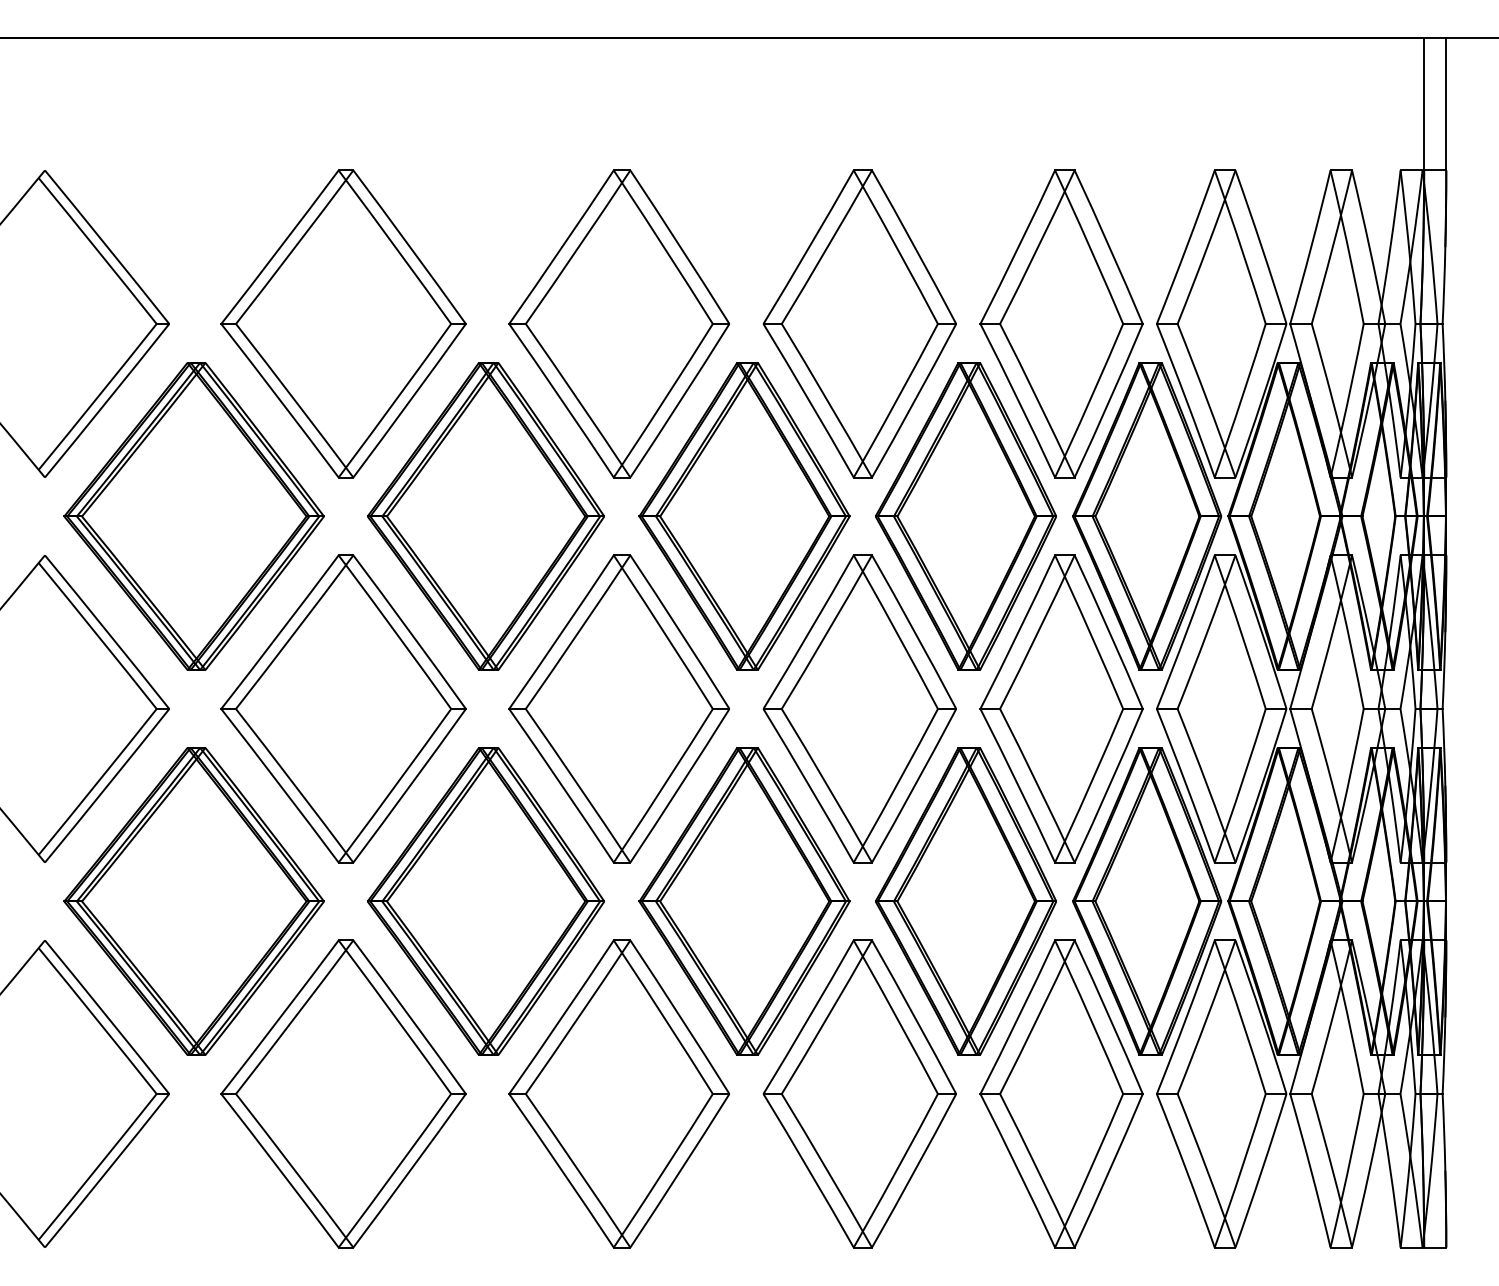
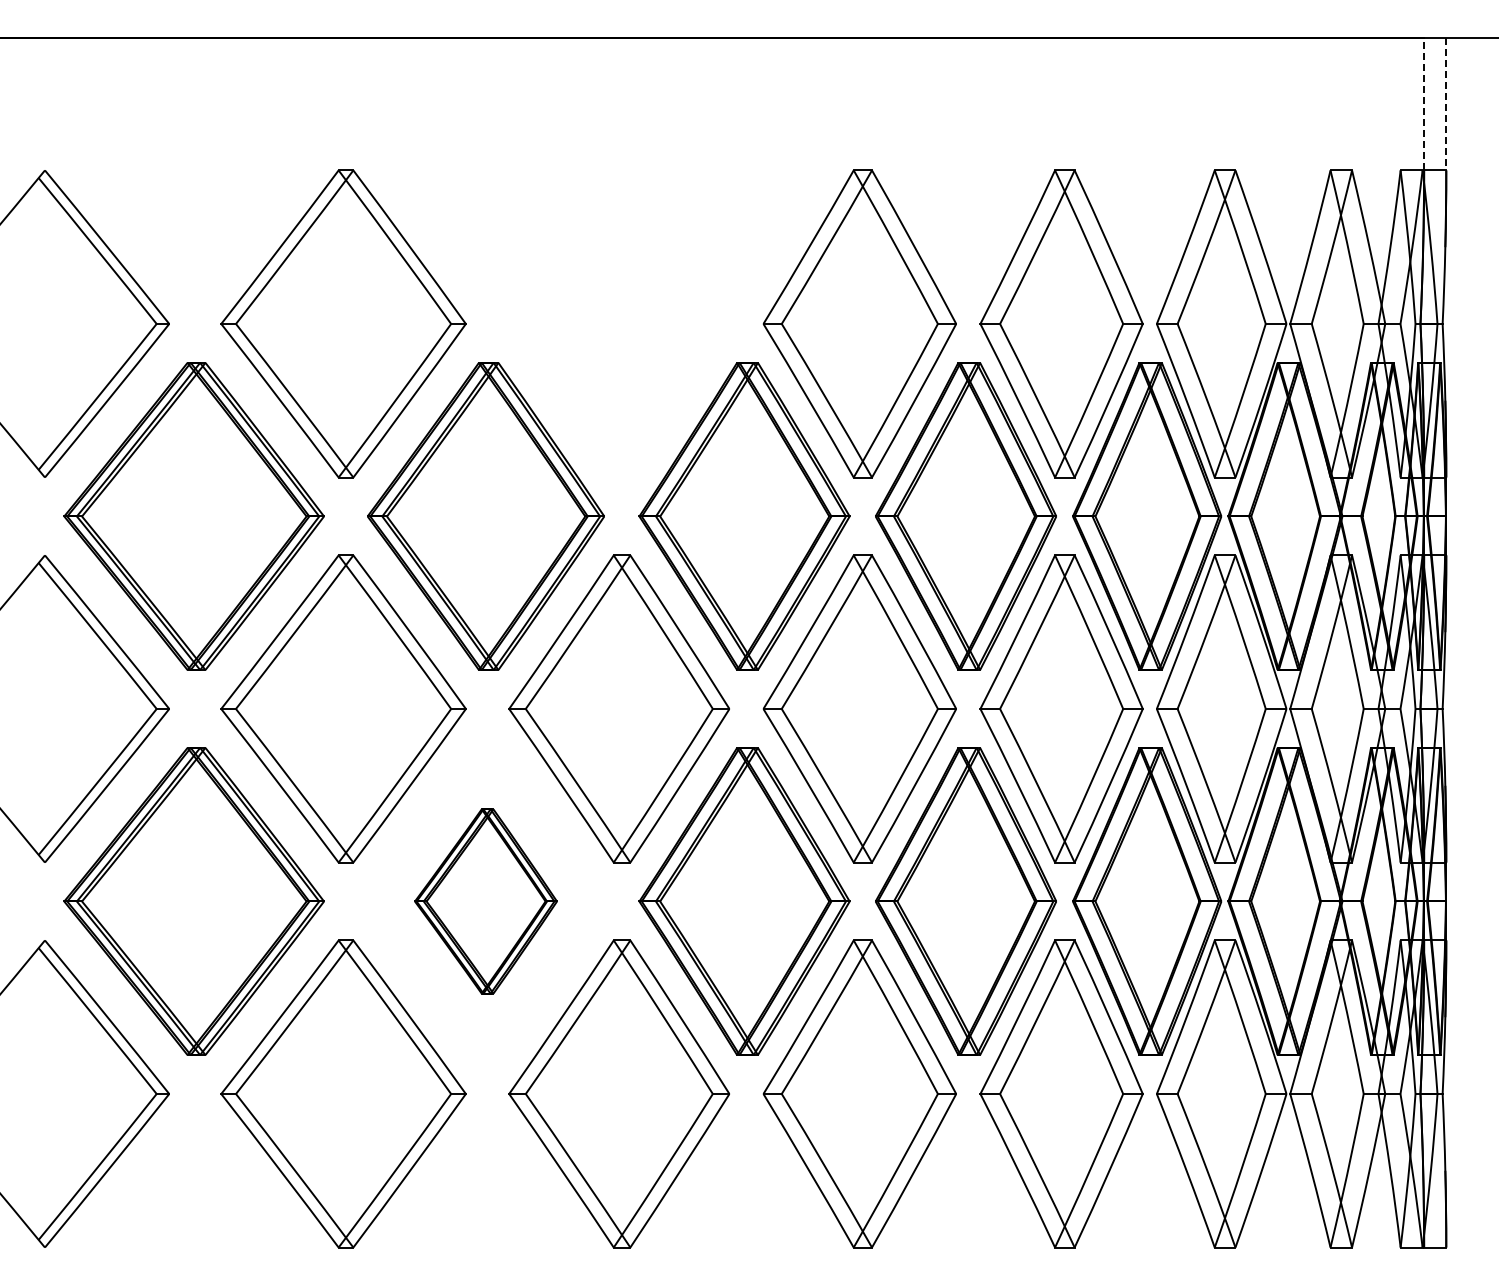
line: solid -> dashed (1424, 104)
line: solid -> dashed (1446, 104)
part: present -> none (618, 323)
part size: 238x309 px -> 144x187 px (485, 901)
